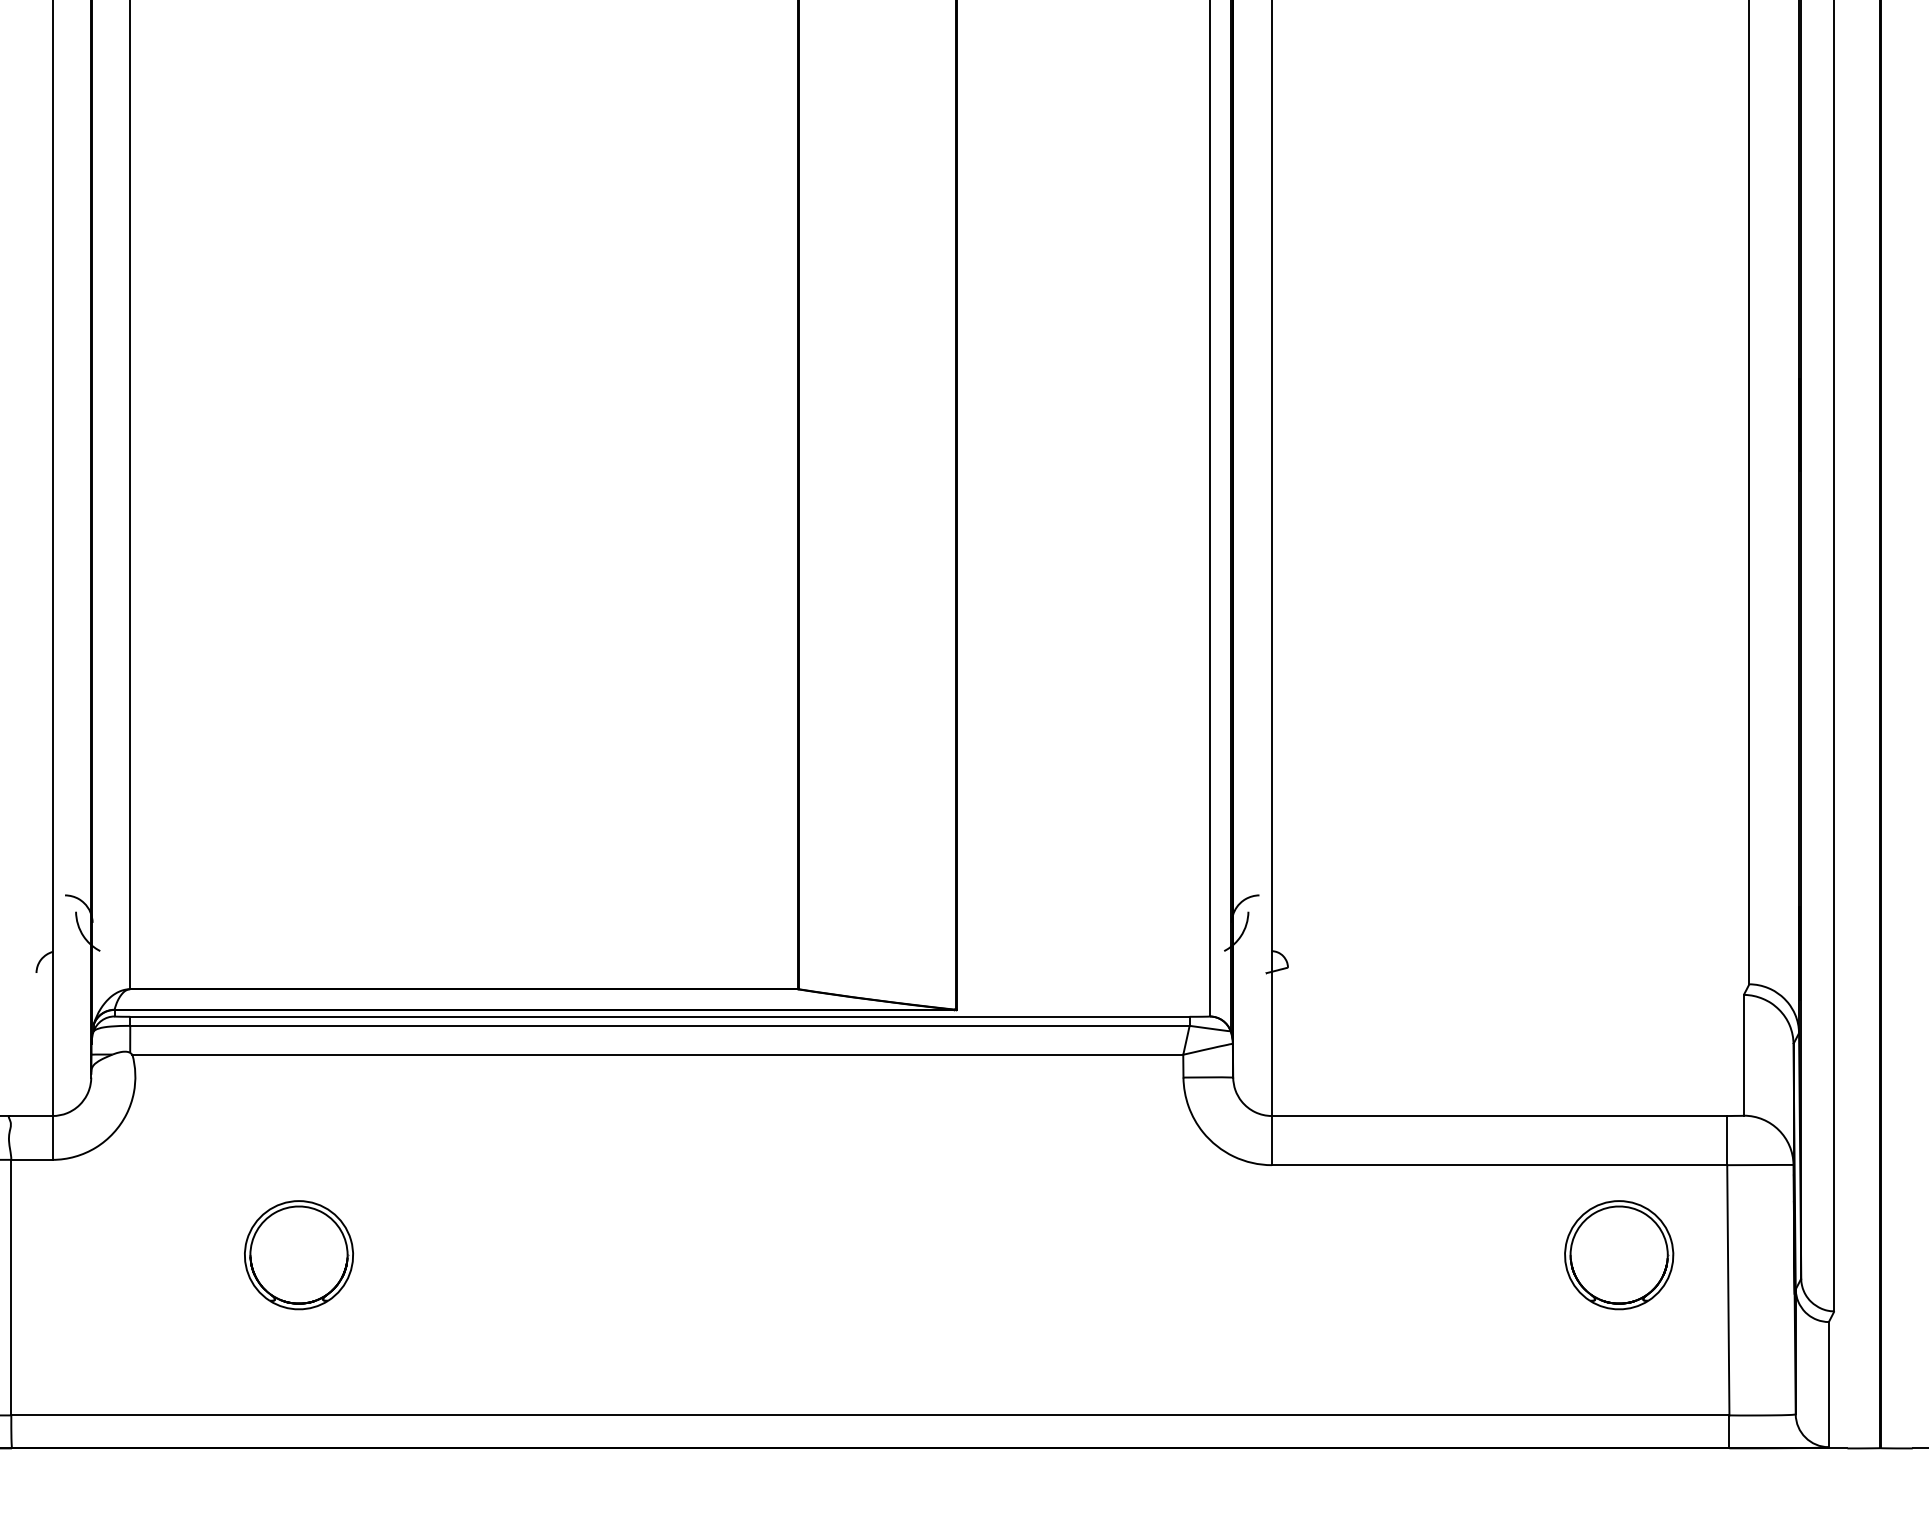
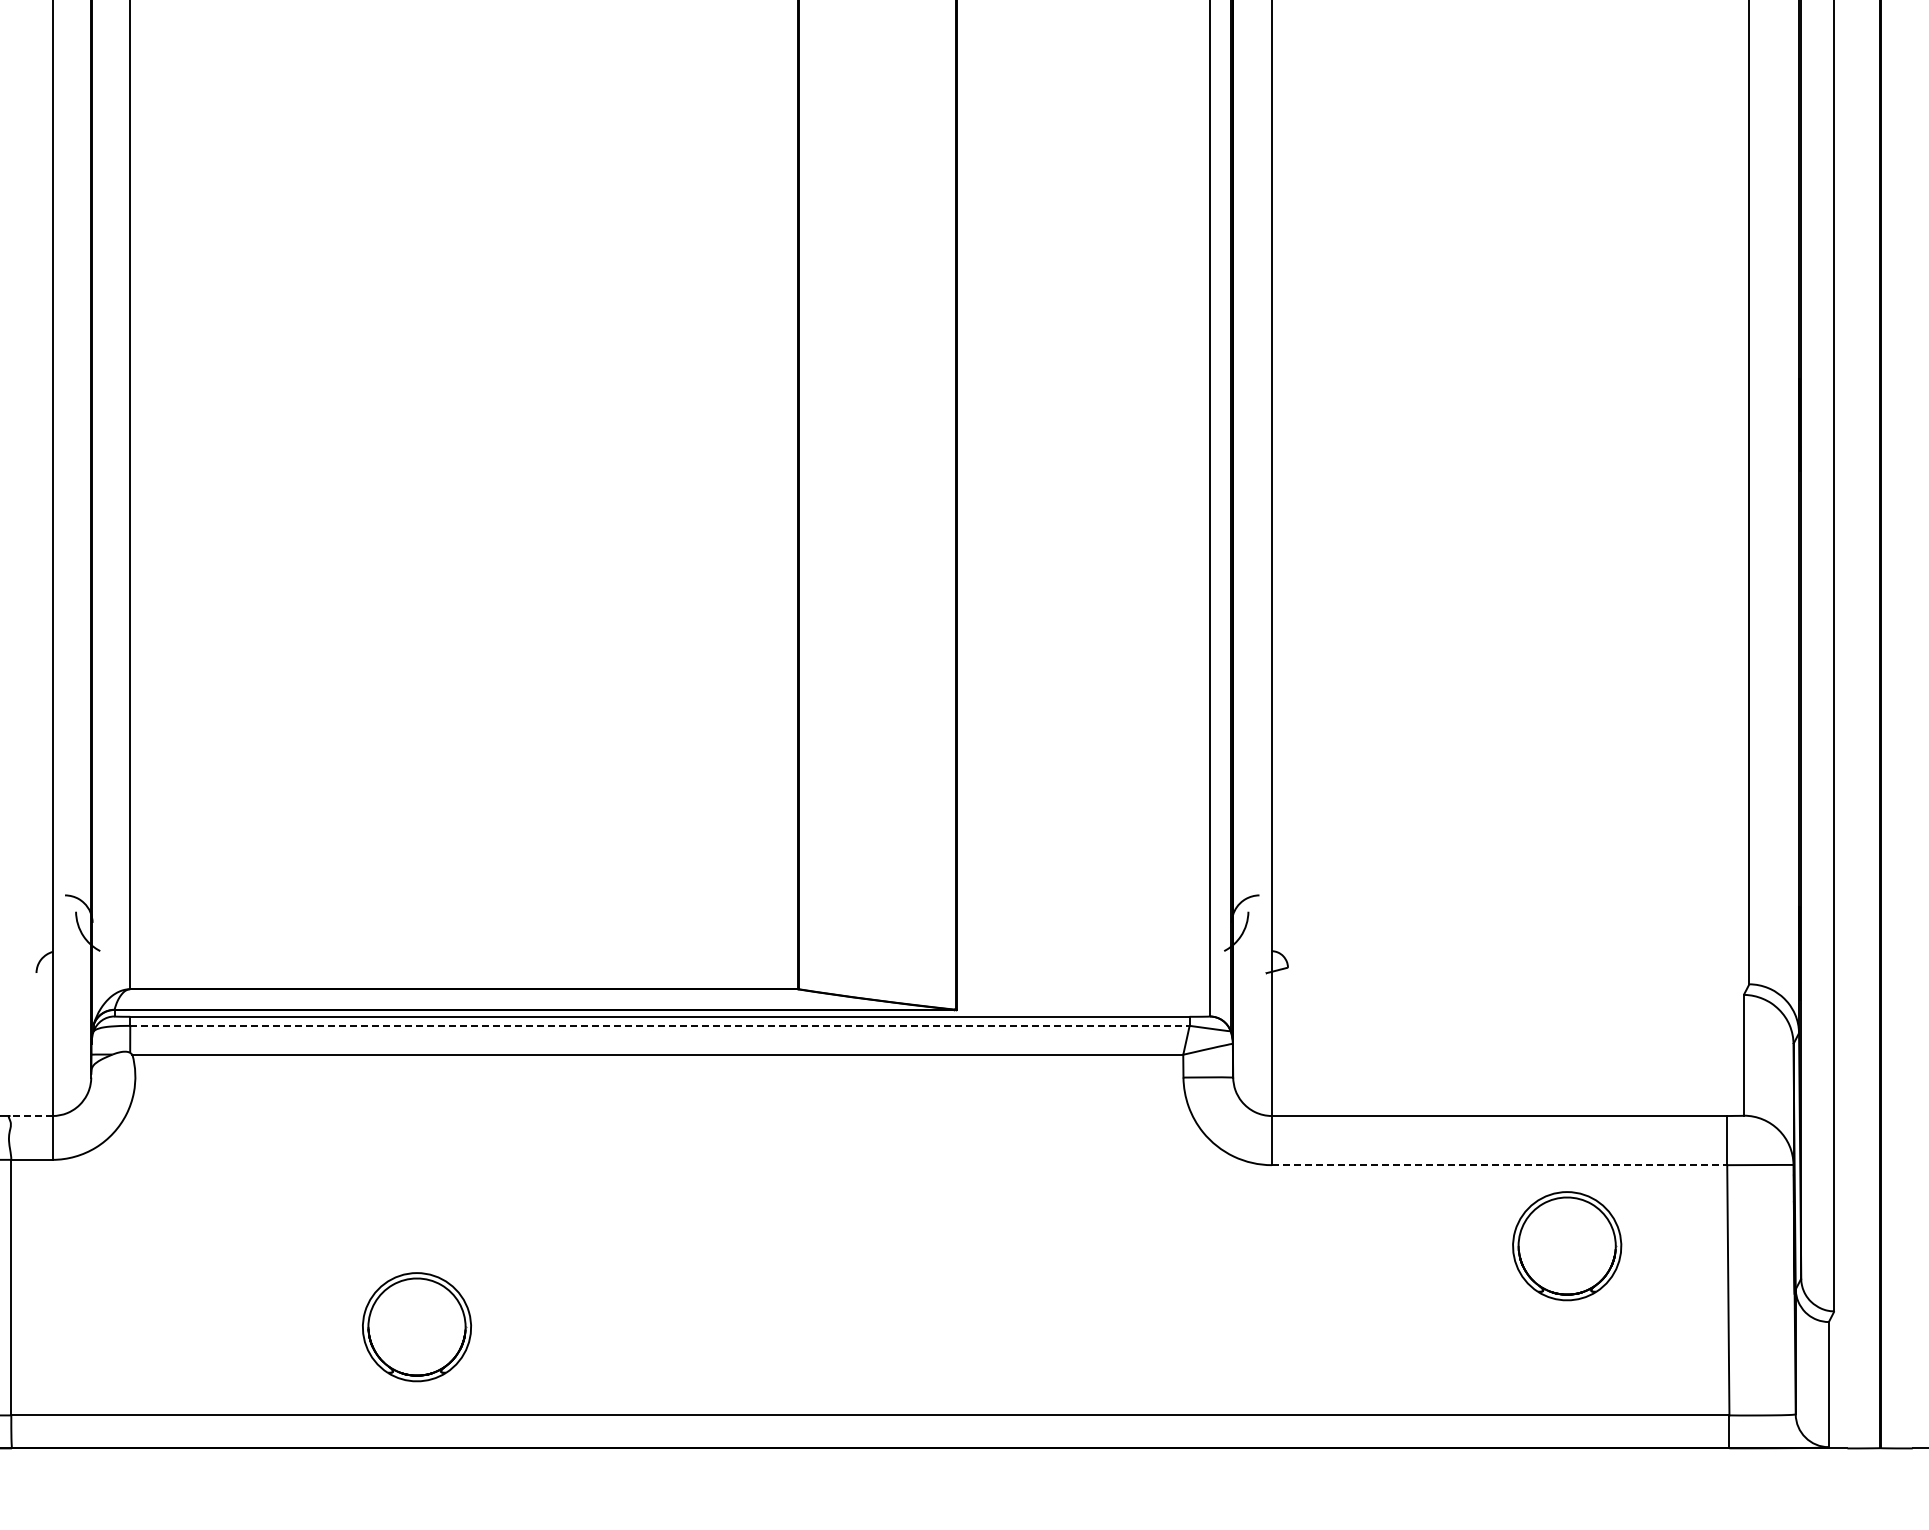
line: solid -> dashed (659, 1025)
line: solid -> dashed (31, 1116)
line: solid -> dashed (1499, 1165)
part position: (298, 1255) -> (416, 1327) (416, 1327)
part position: (1619, 1255) -> (1567, 1246) (1567, 1246)
